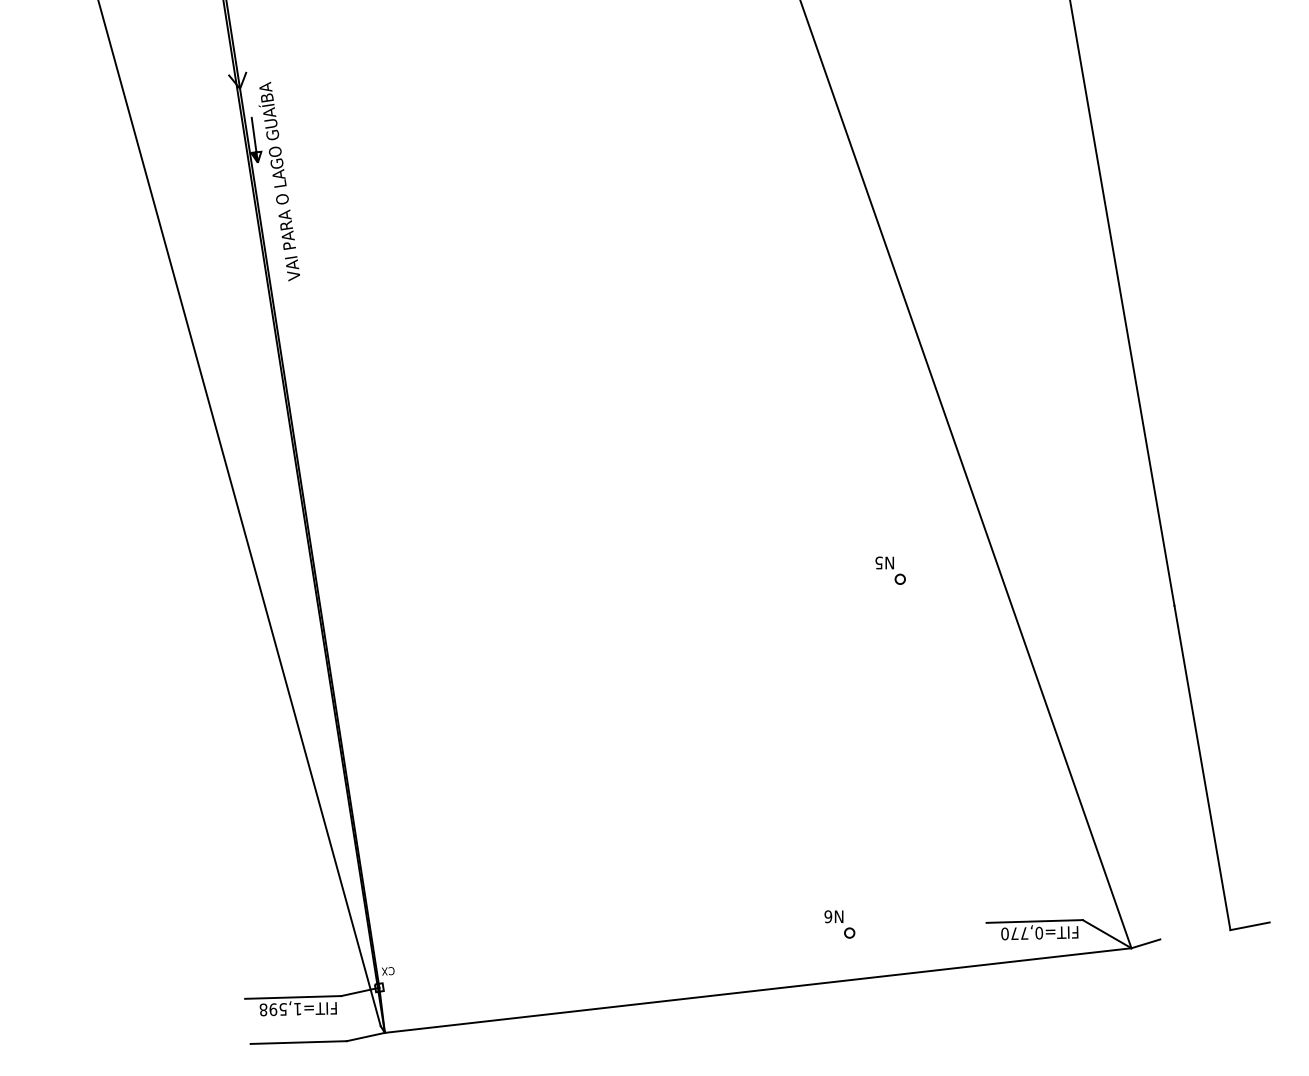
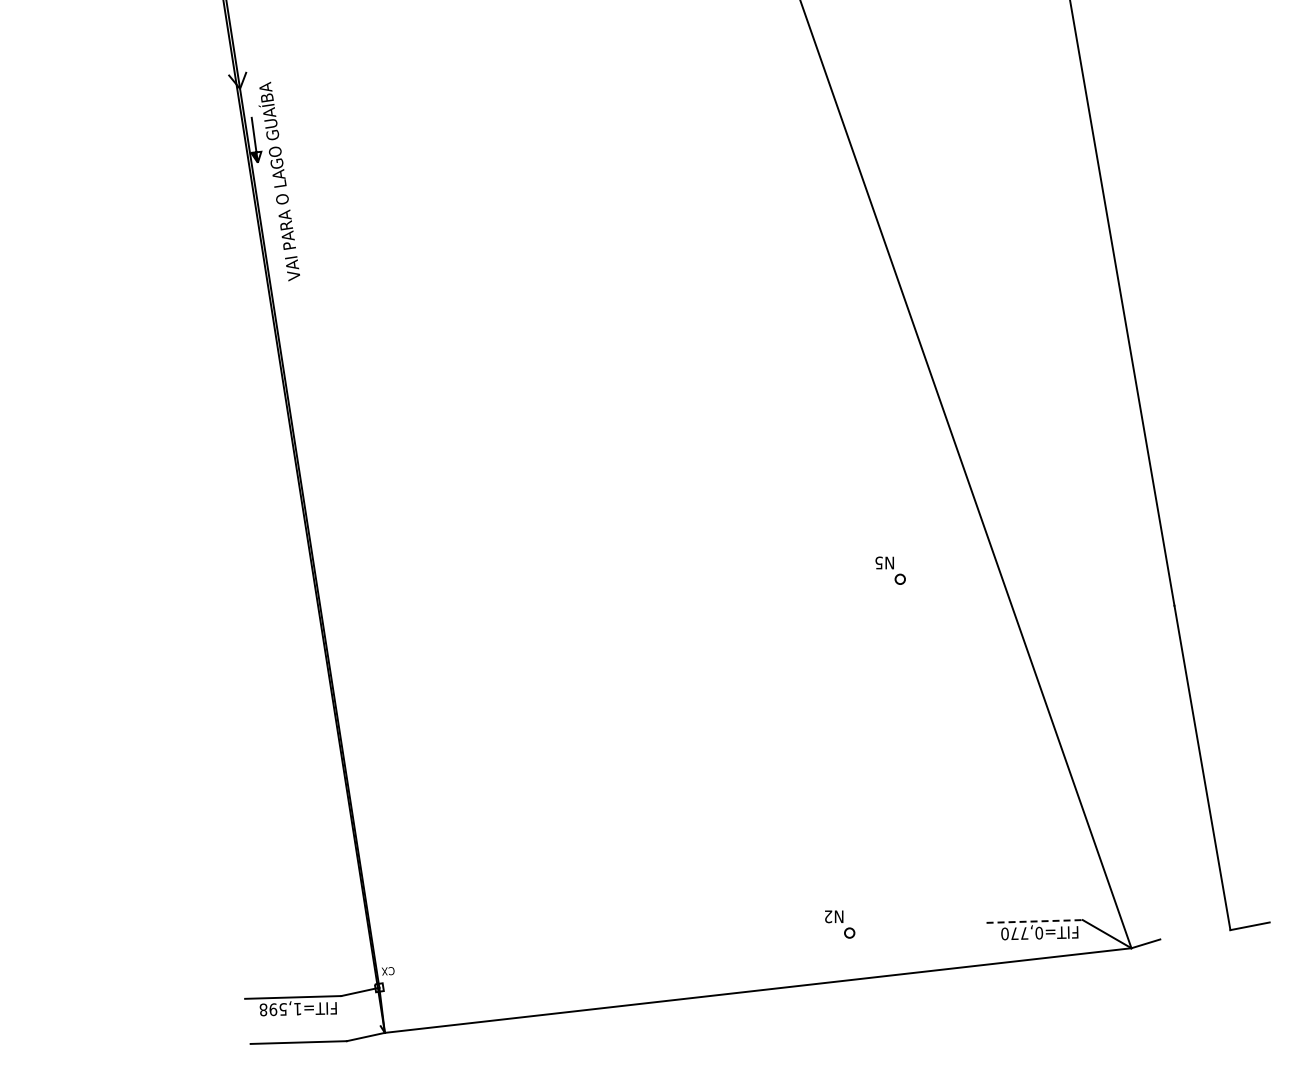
line: present -> none (239, 514)
text: N6 -> N2 (828, 916)
line: solid -> dashed (1035, 921)
